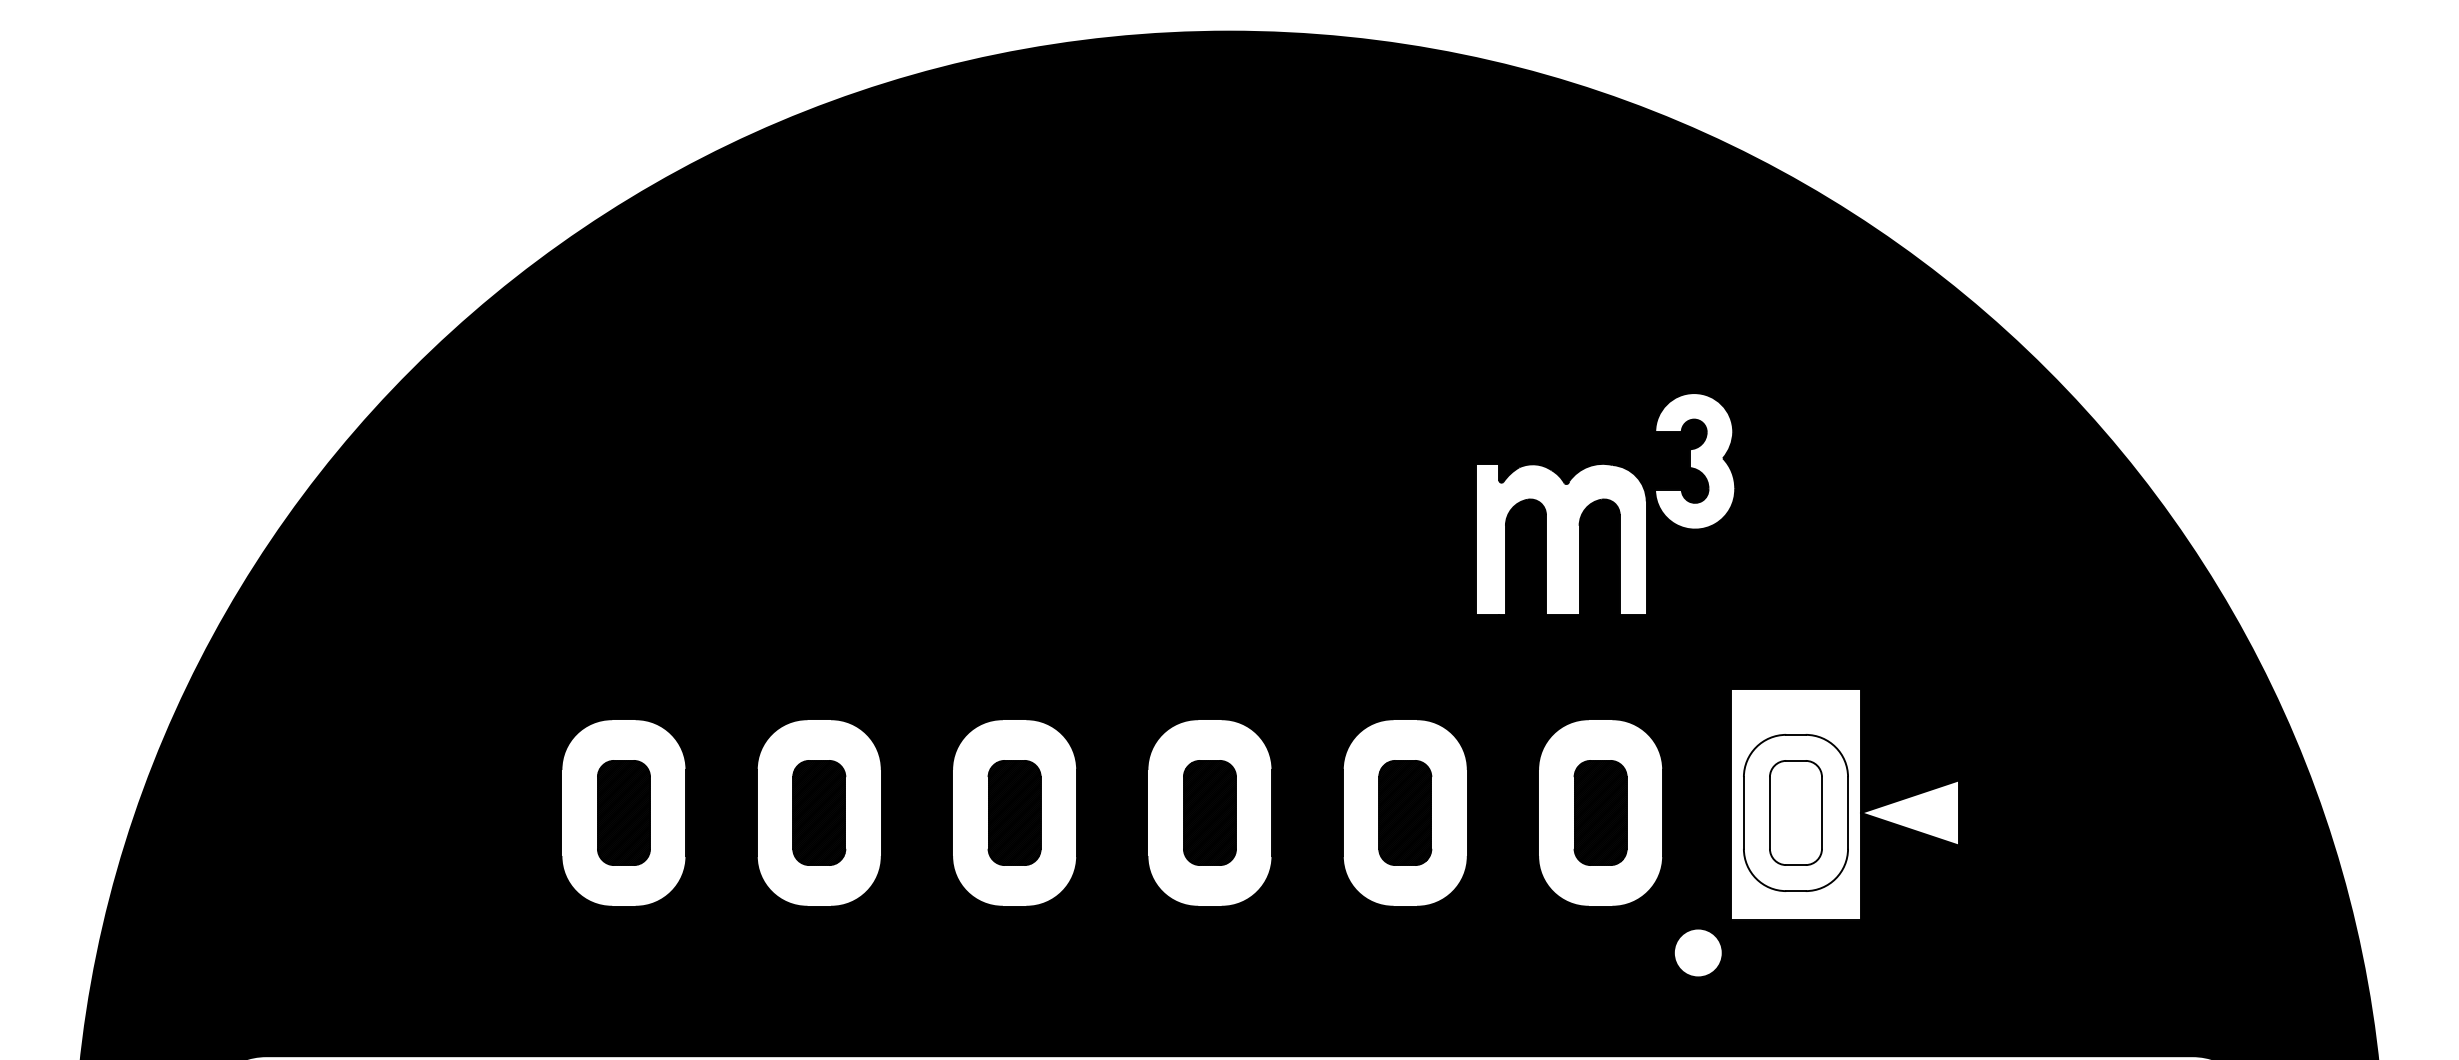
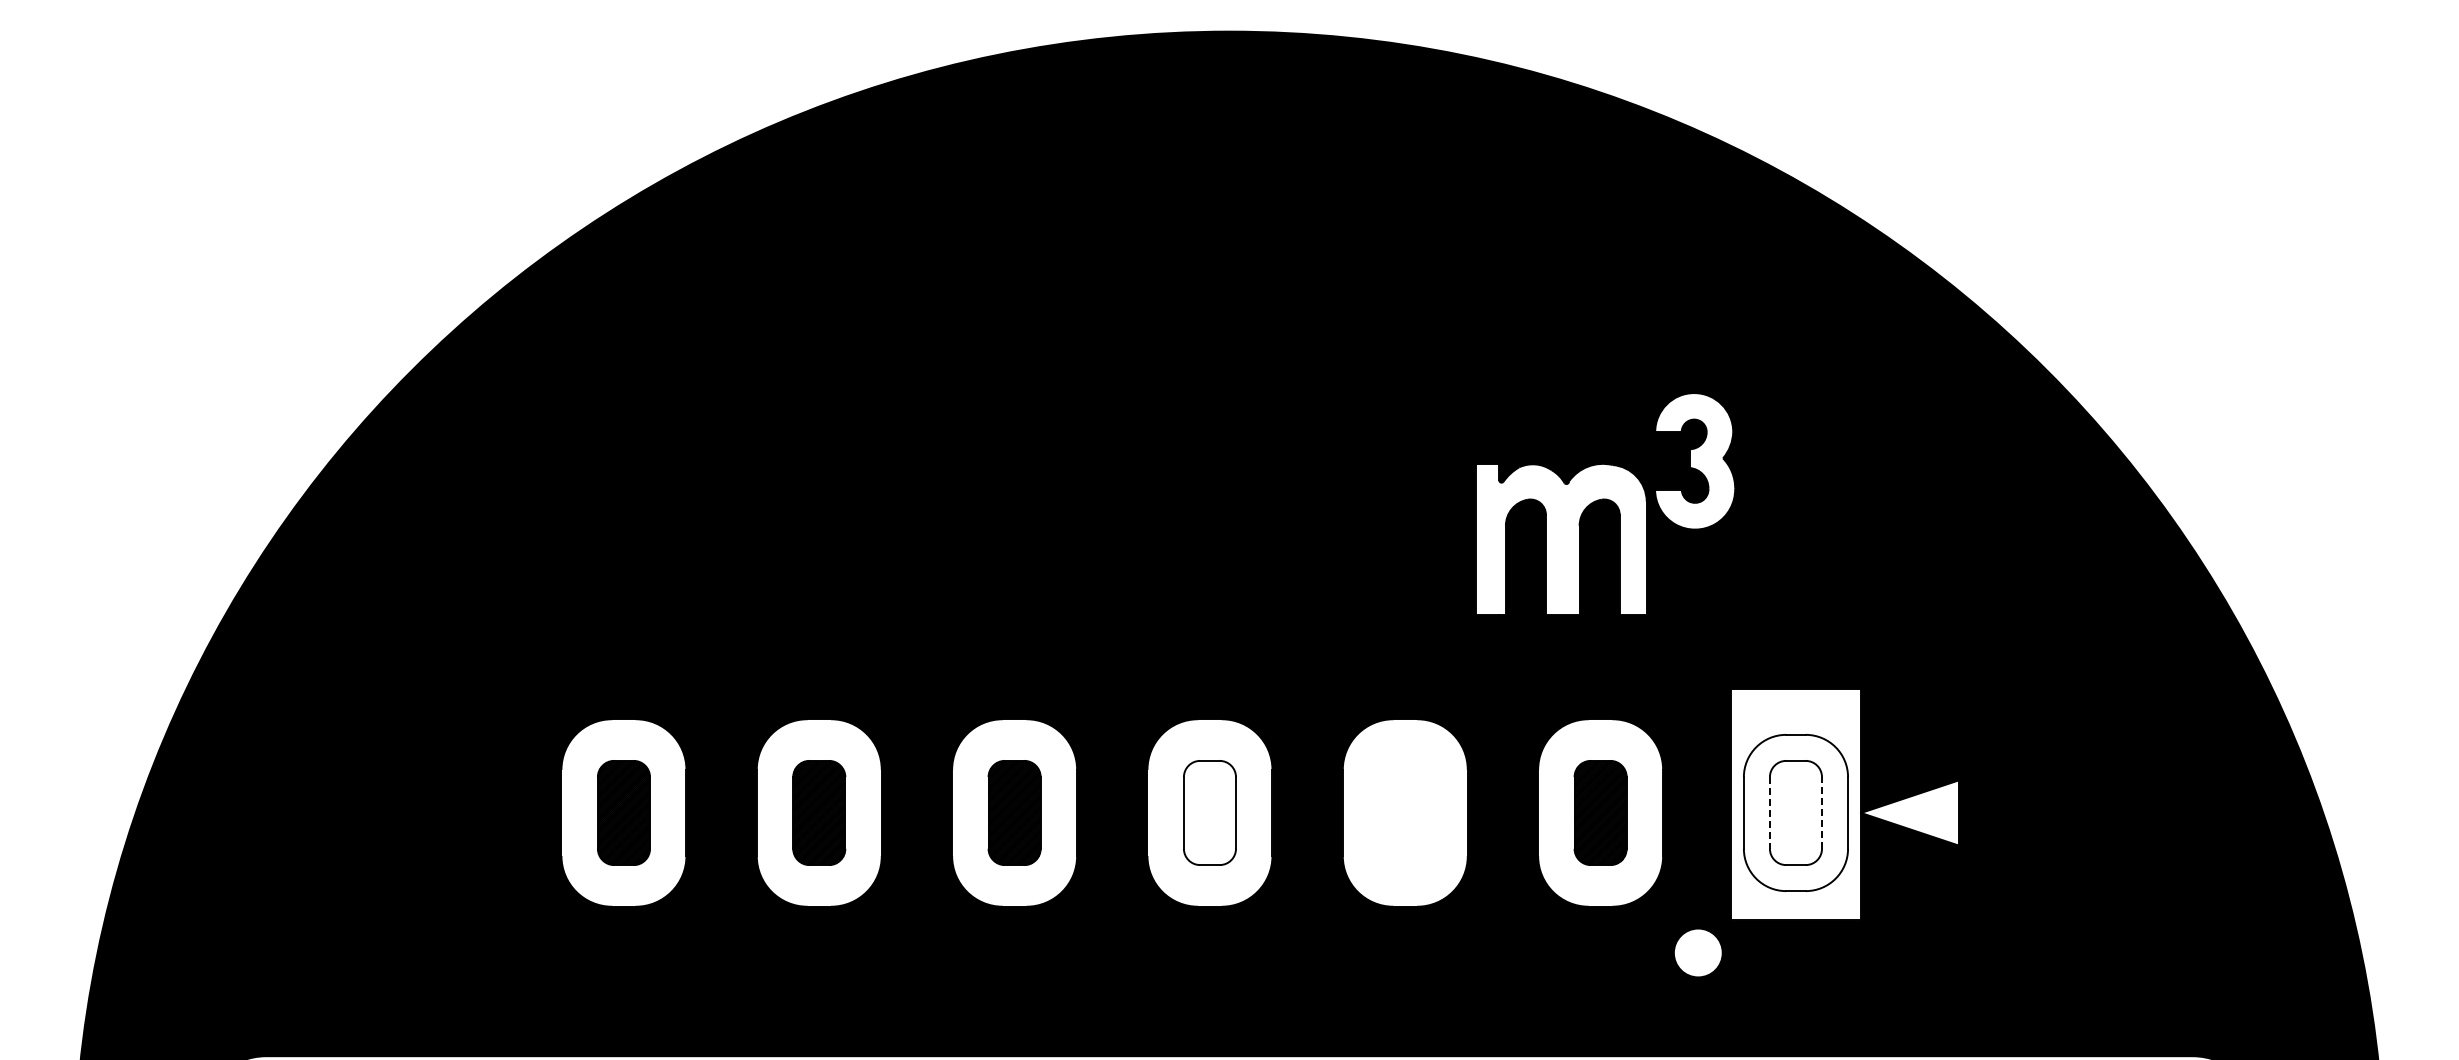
hatch: present -> none (1209, 812)
part: present -> none (1405, 812)
line: solid -> dashed (1769, 812)
line: solid -> dashed (1822, 812)
